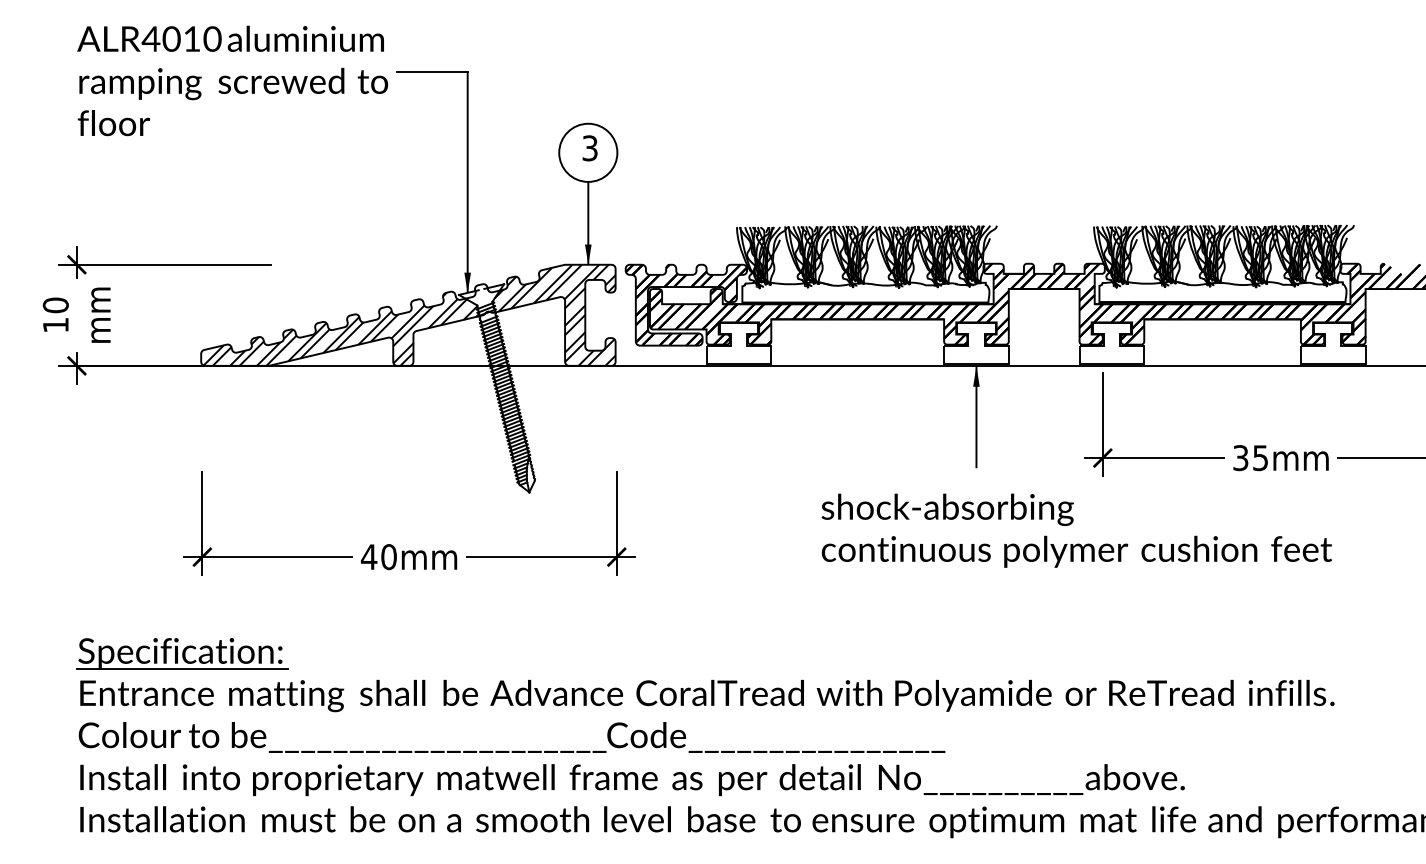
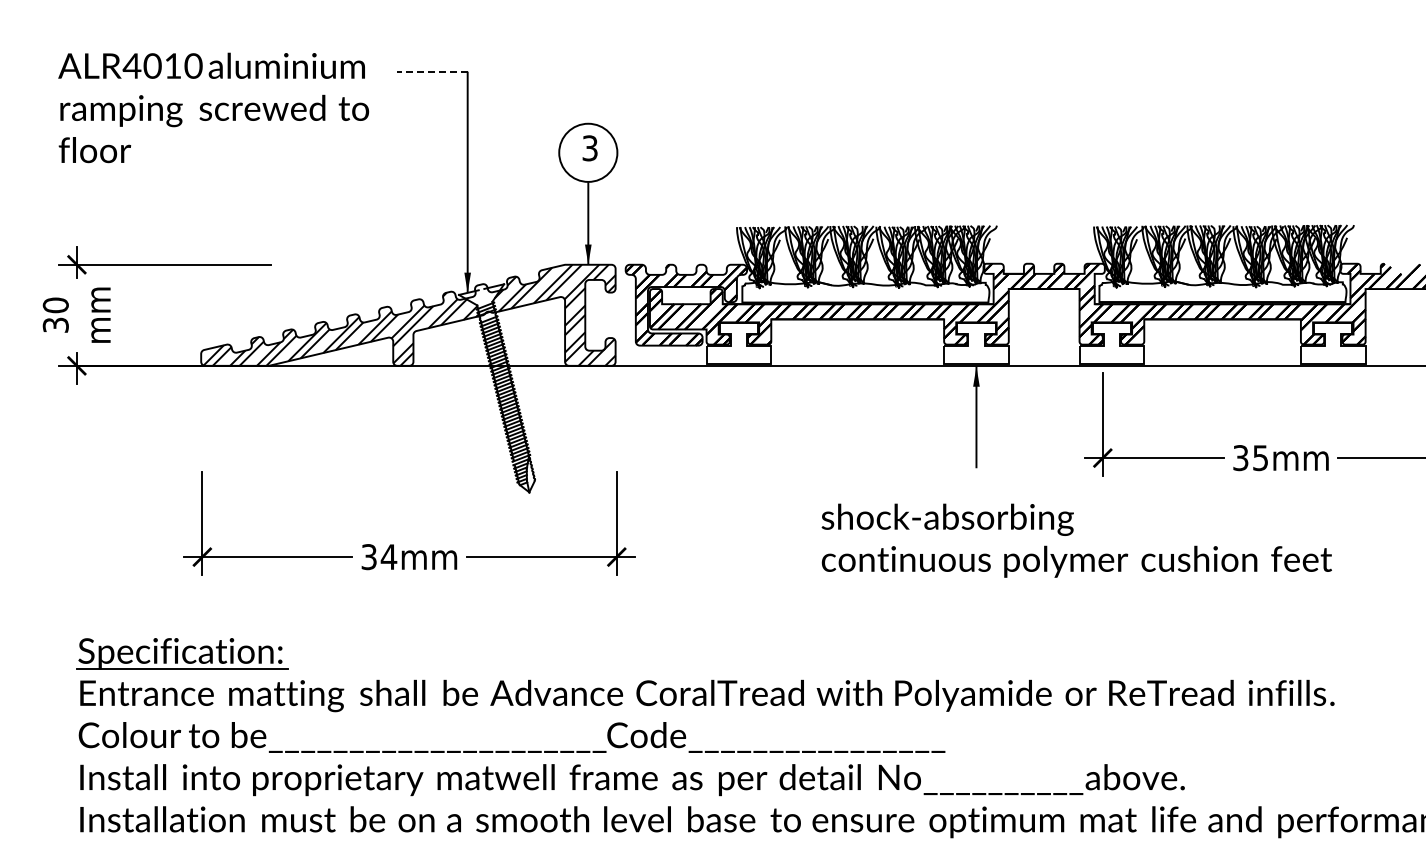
line: solid -> dashed (431, 71)
text position: (232, 80) -> (213, 107) (213, 107)
text: 10 -> 30 (55, 324)
text position: (1076, 530) -> (1076, 540) (1076, 540)
text: 40mm -> 34mm (378, 557)
